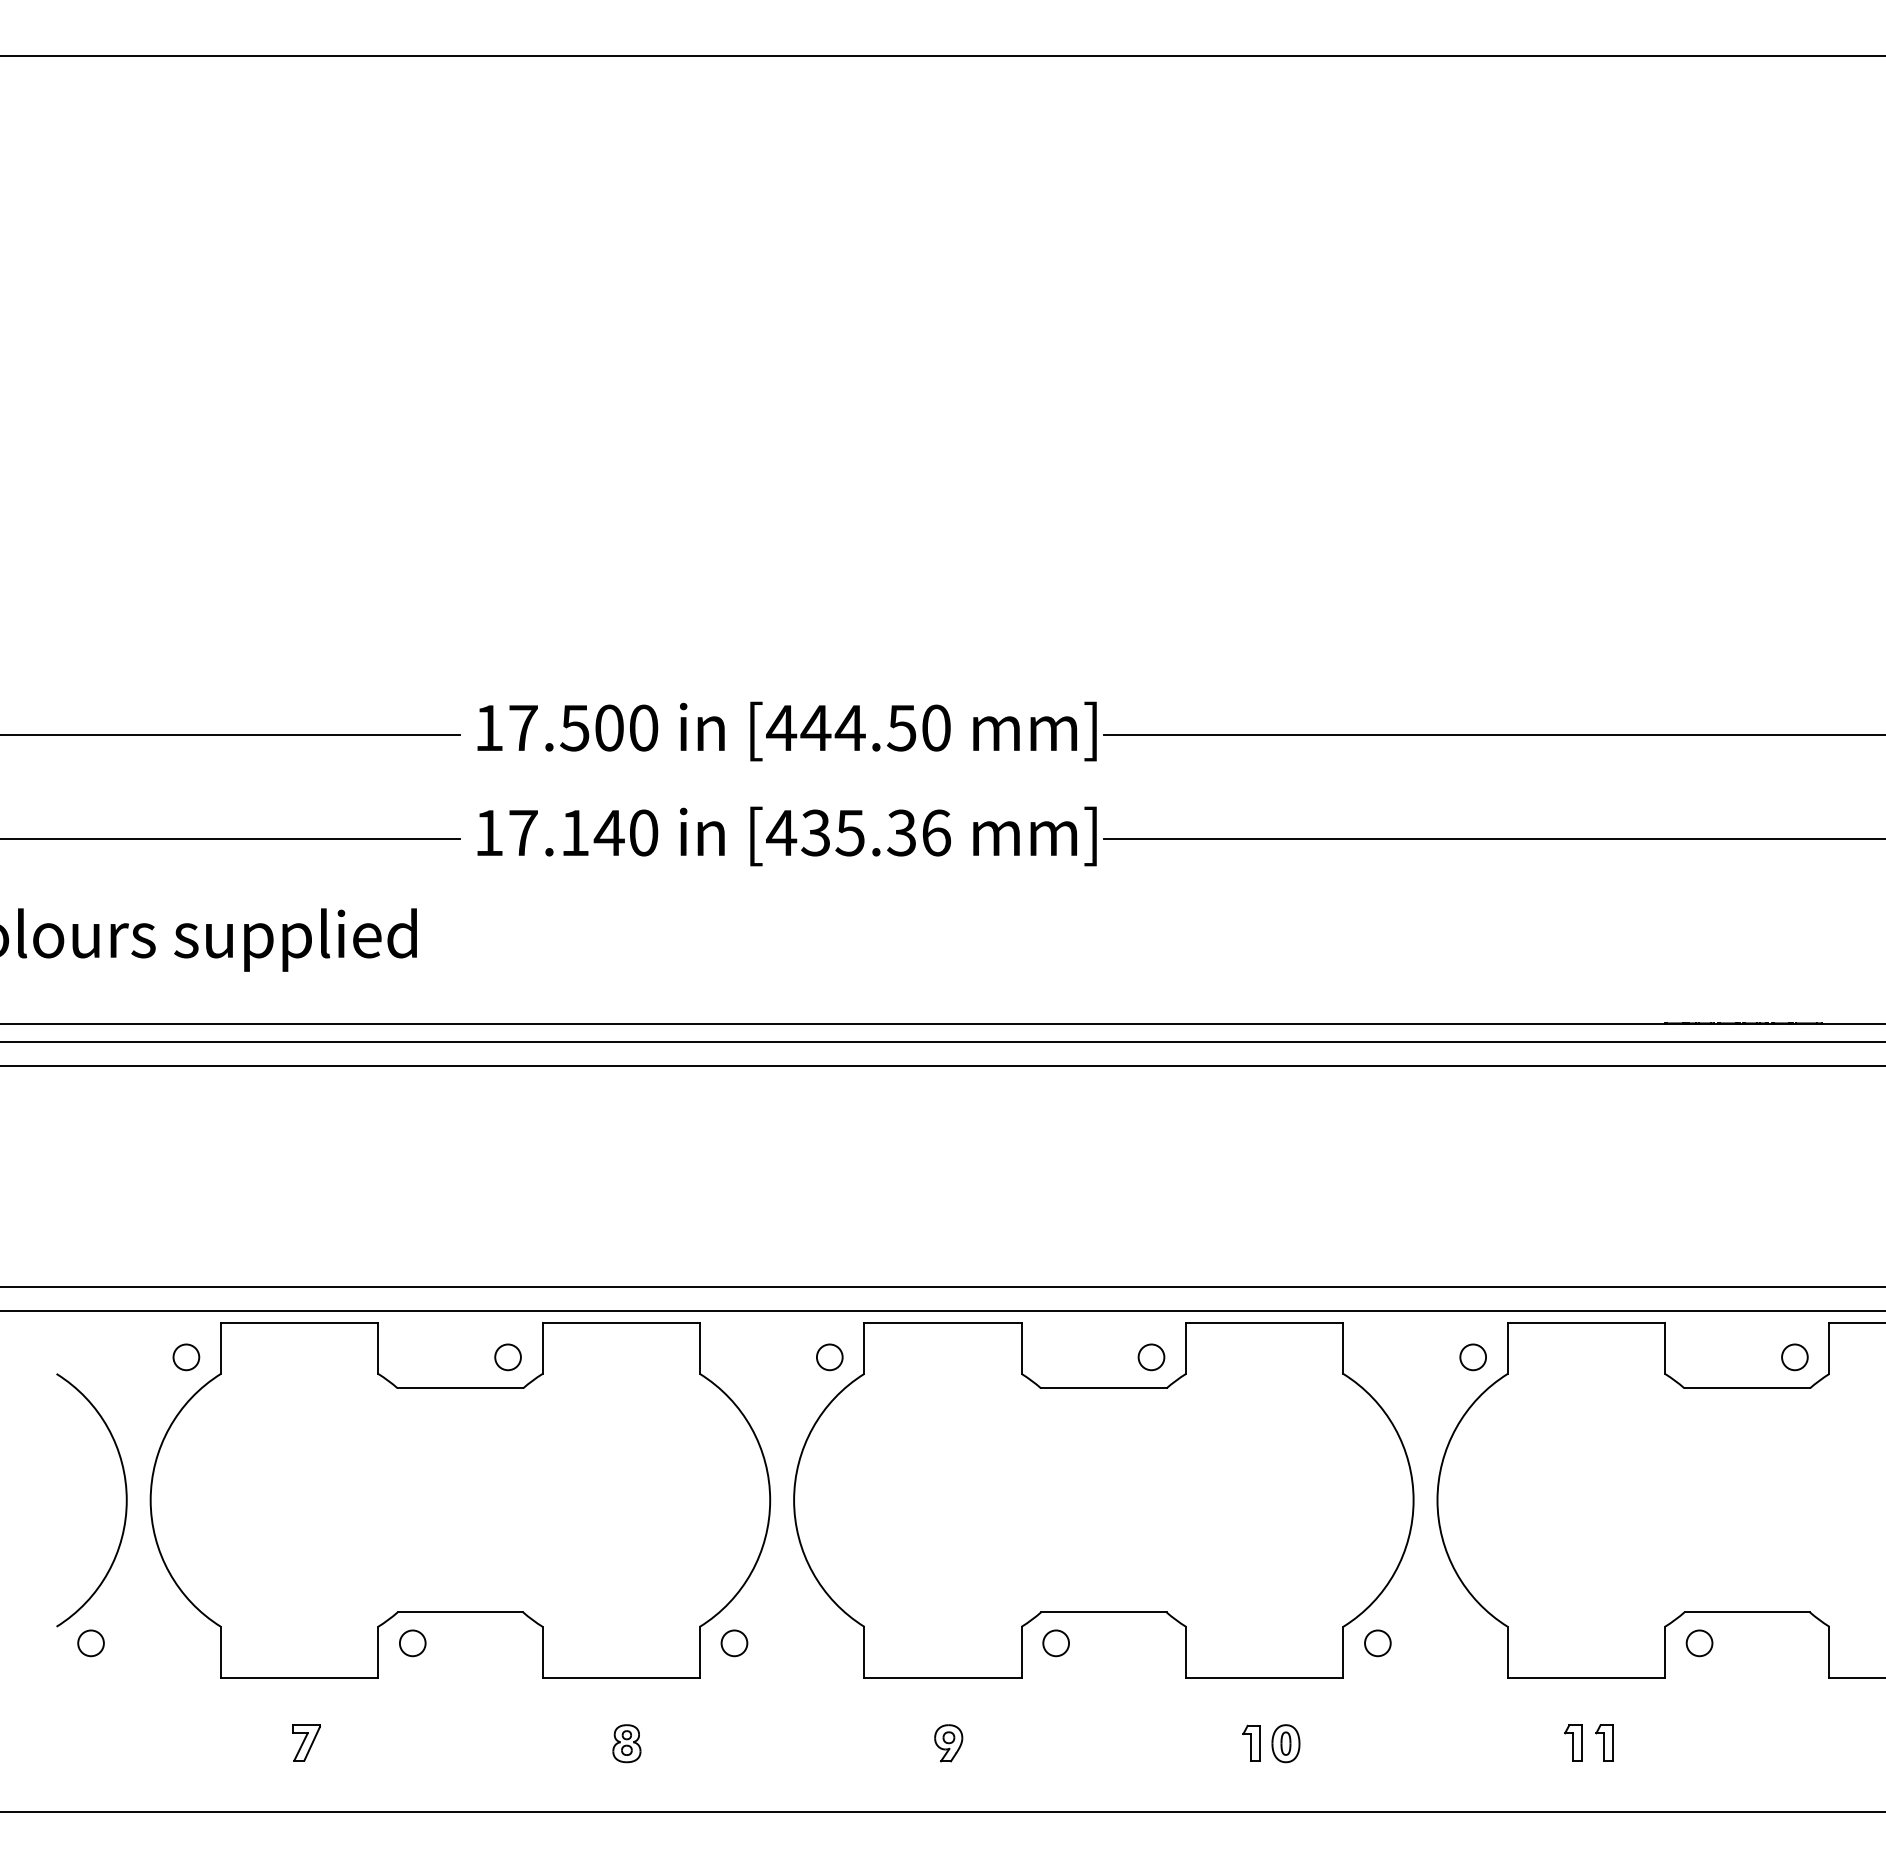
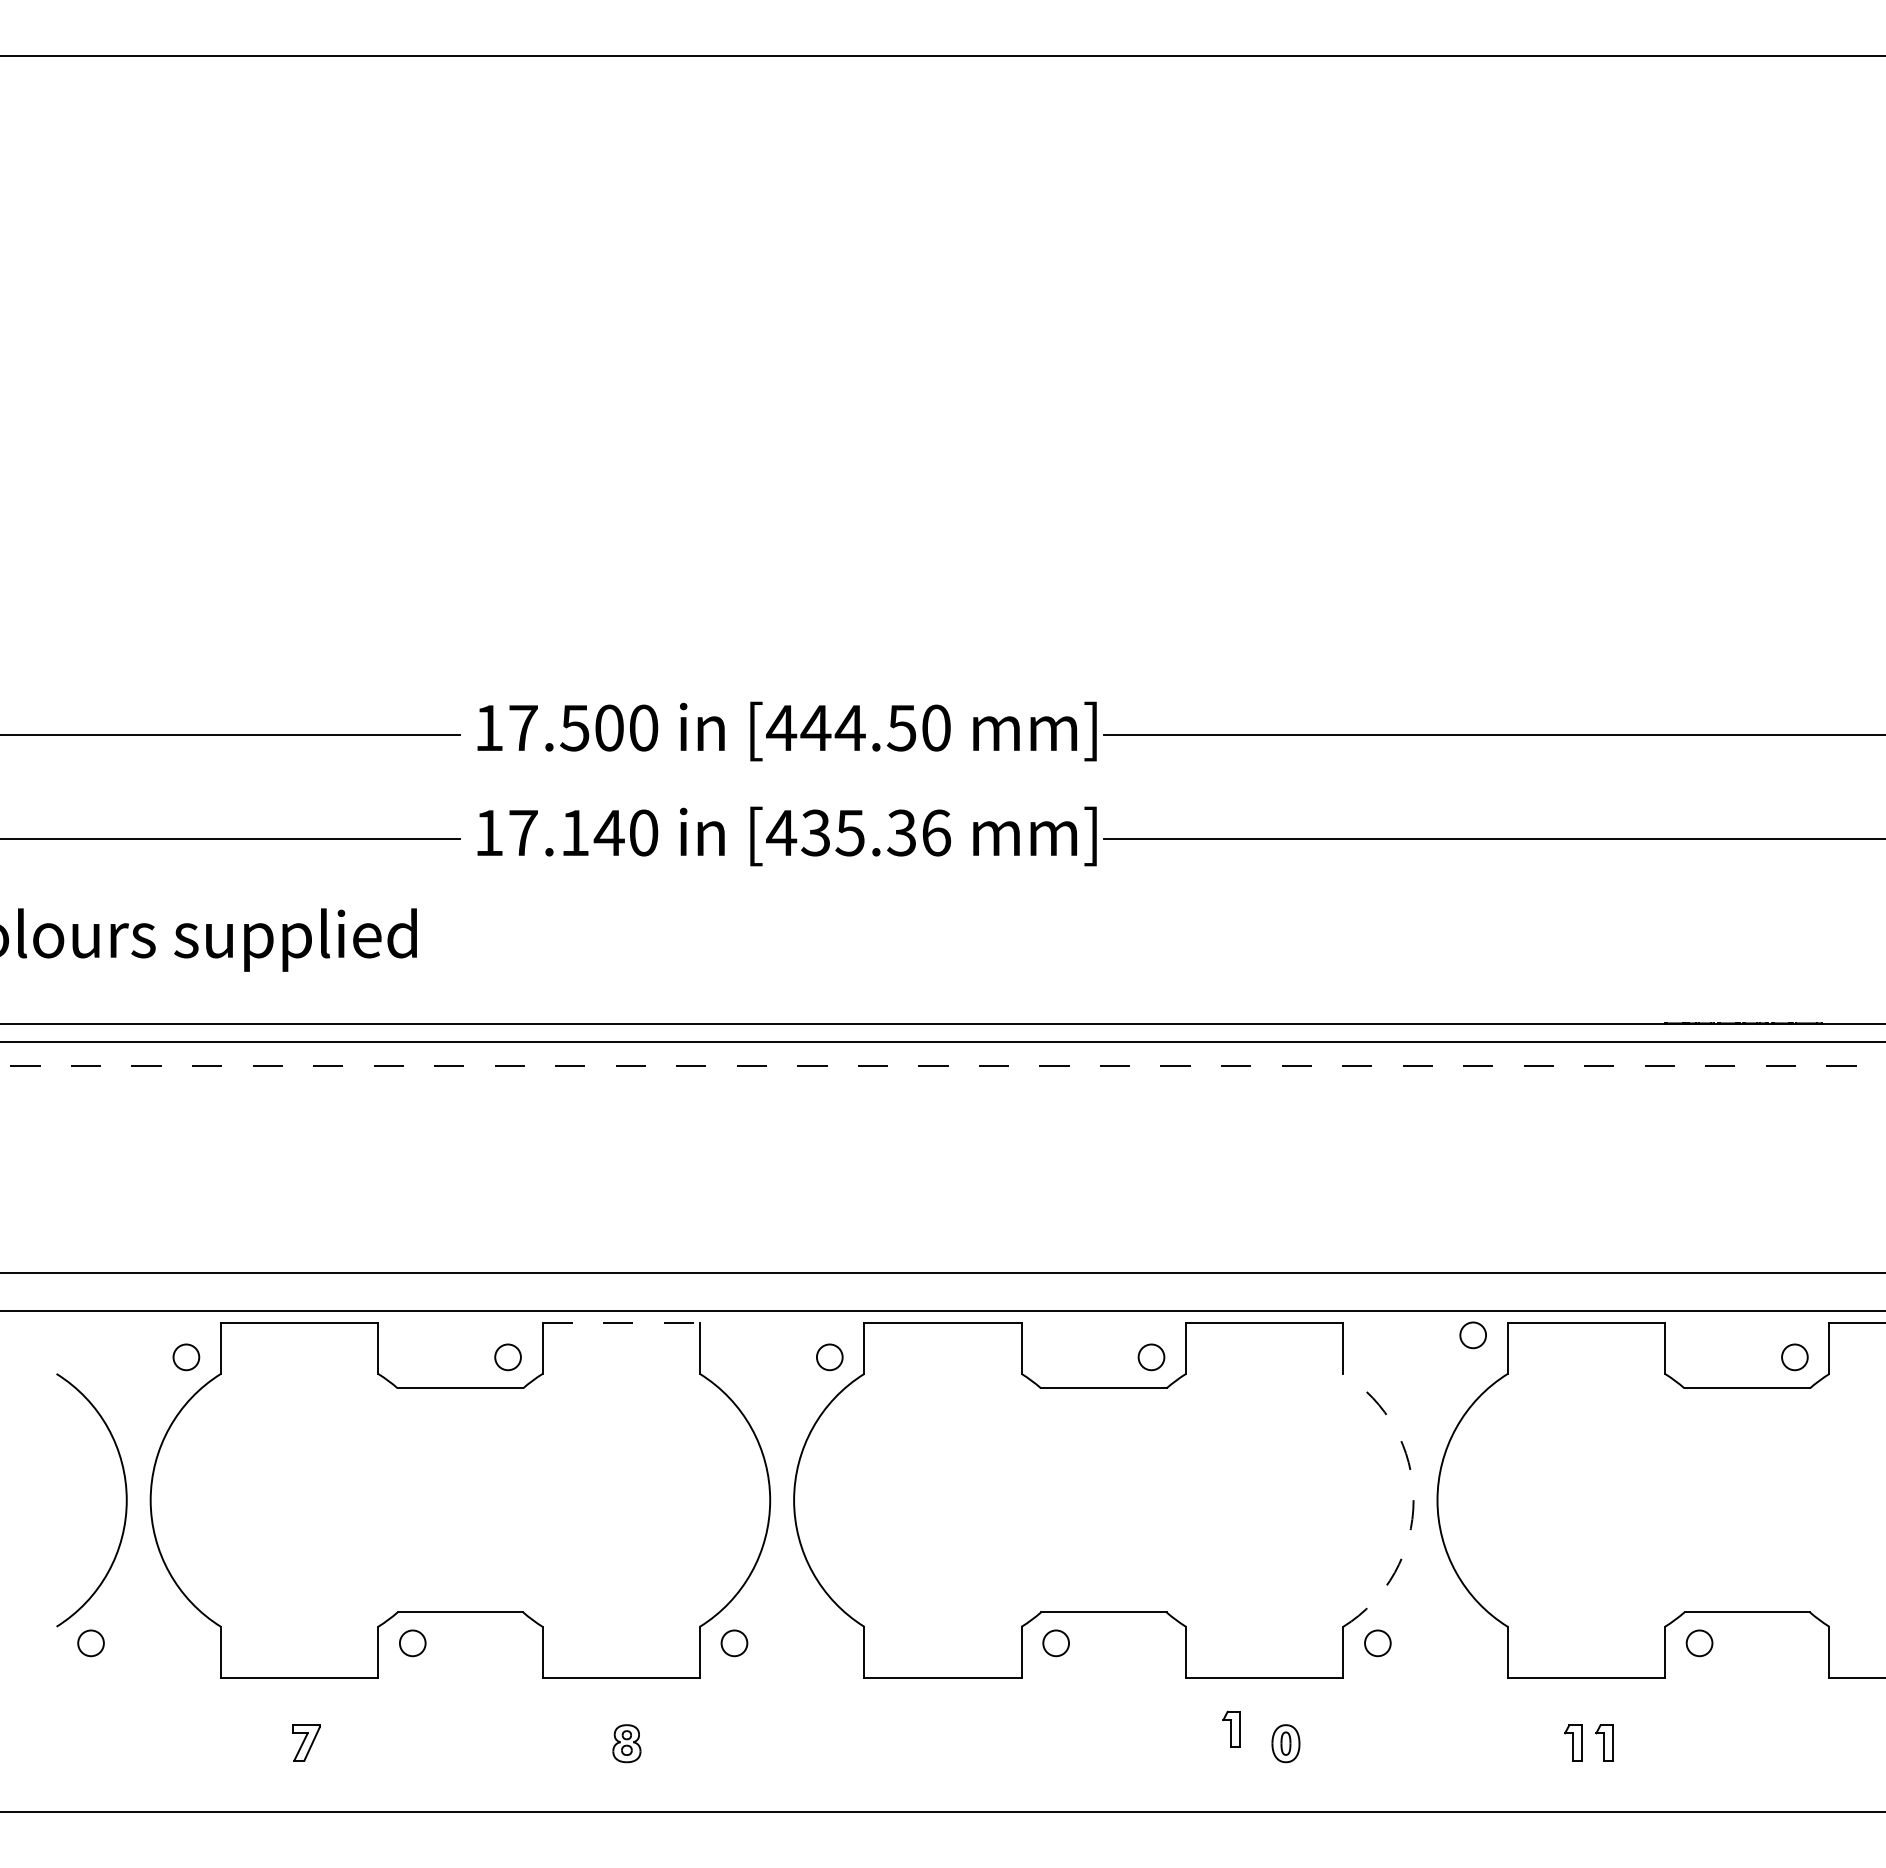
line: solid -> dashed (942, 1066)
line position: (942, 1287) -> (942, 1273) (942, 1273)
line: solid -> dashed (621, 1322)
circle position: (1472, 1357) -> (1472, 1335) (1472, 1335)
arc: solid -> dashed (1413, 1500)
part position: (1251, 1742) -> (1231, 1728) (1231, 1728)
part: present -> none (948, 1743)
